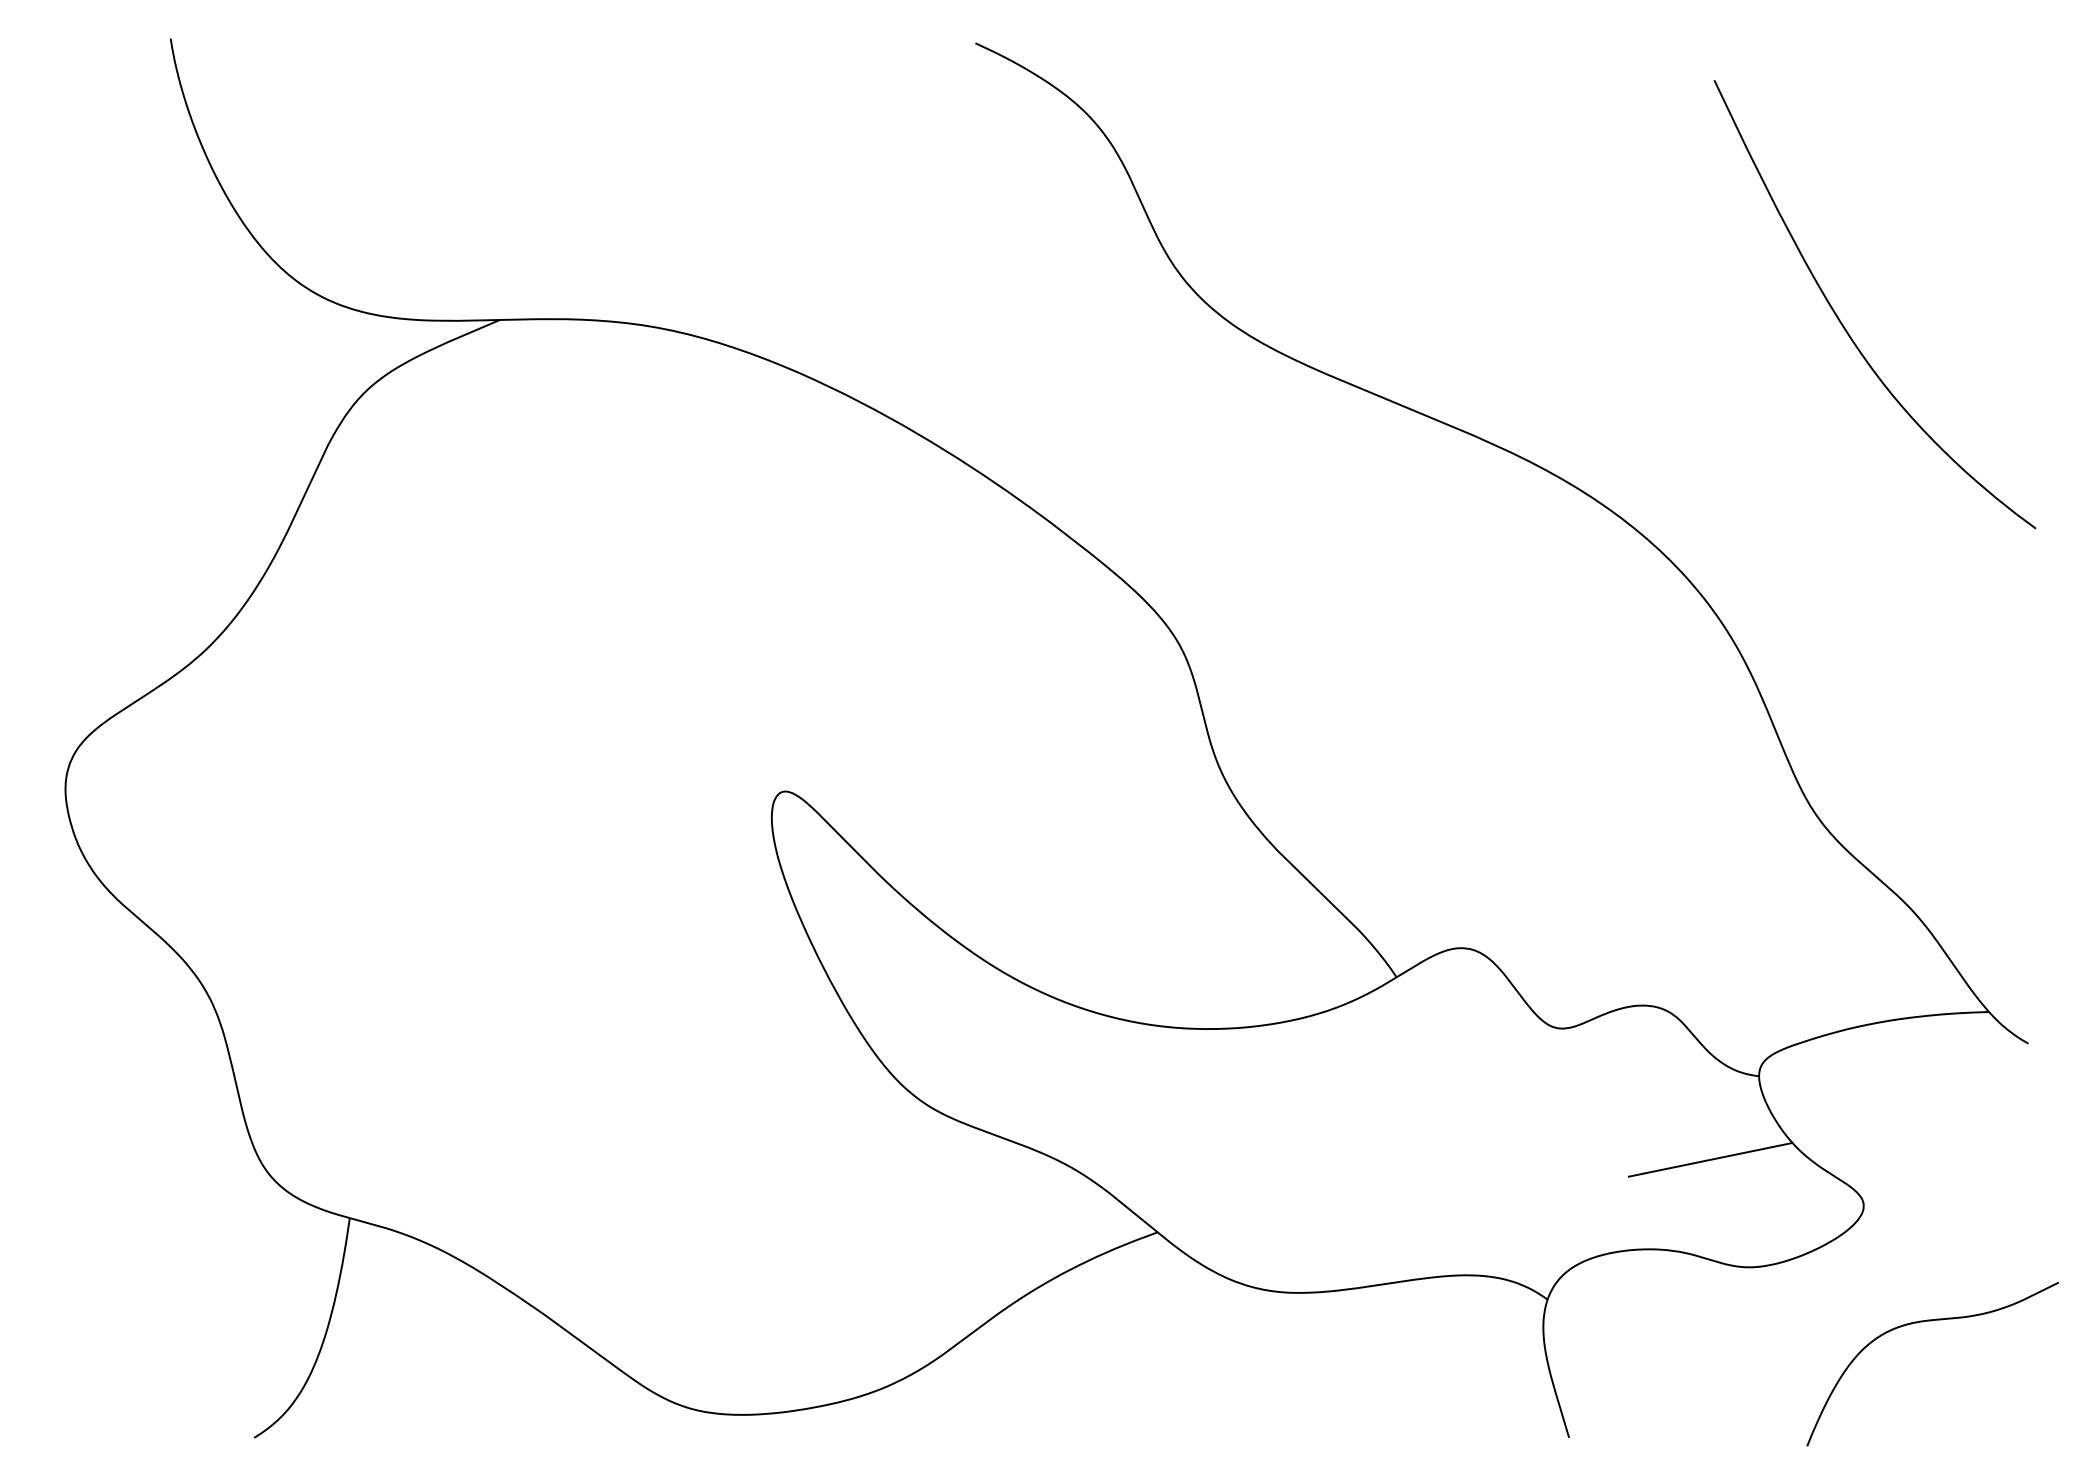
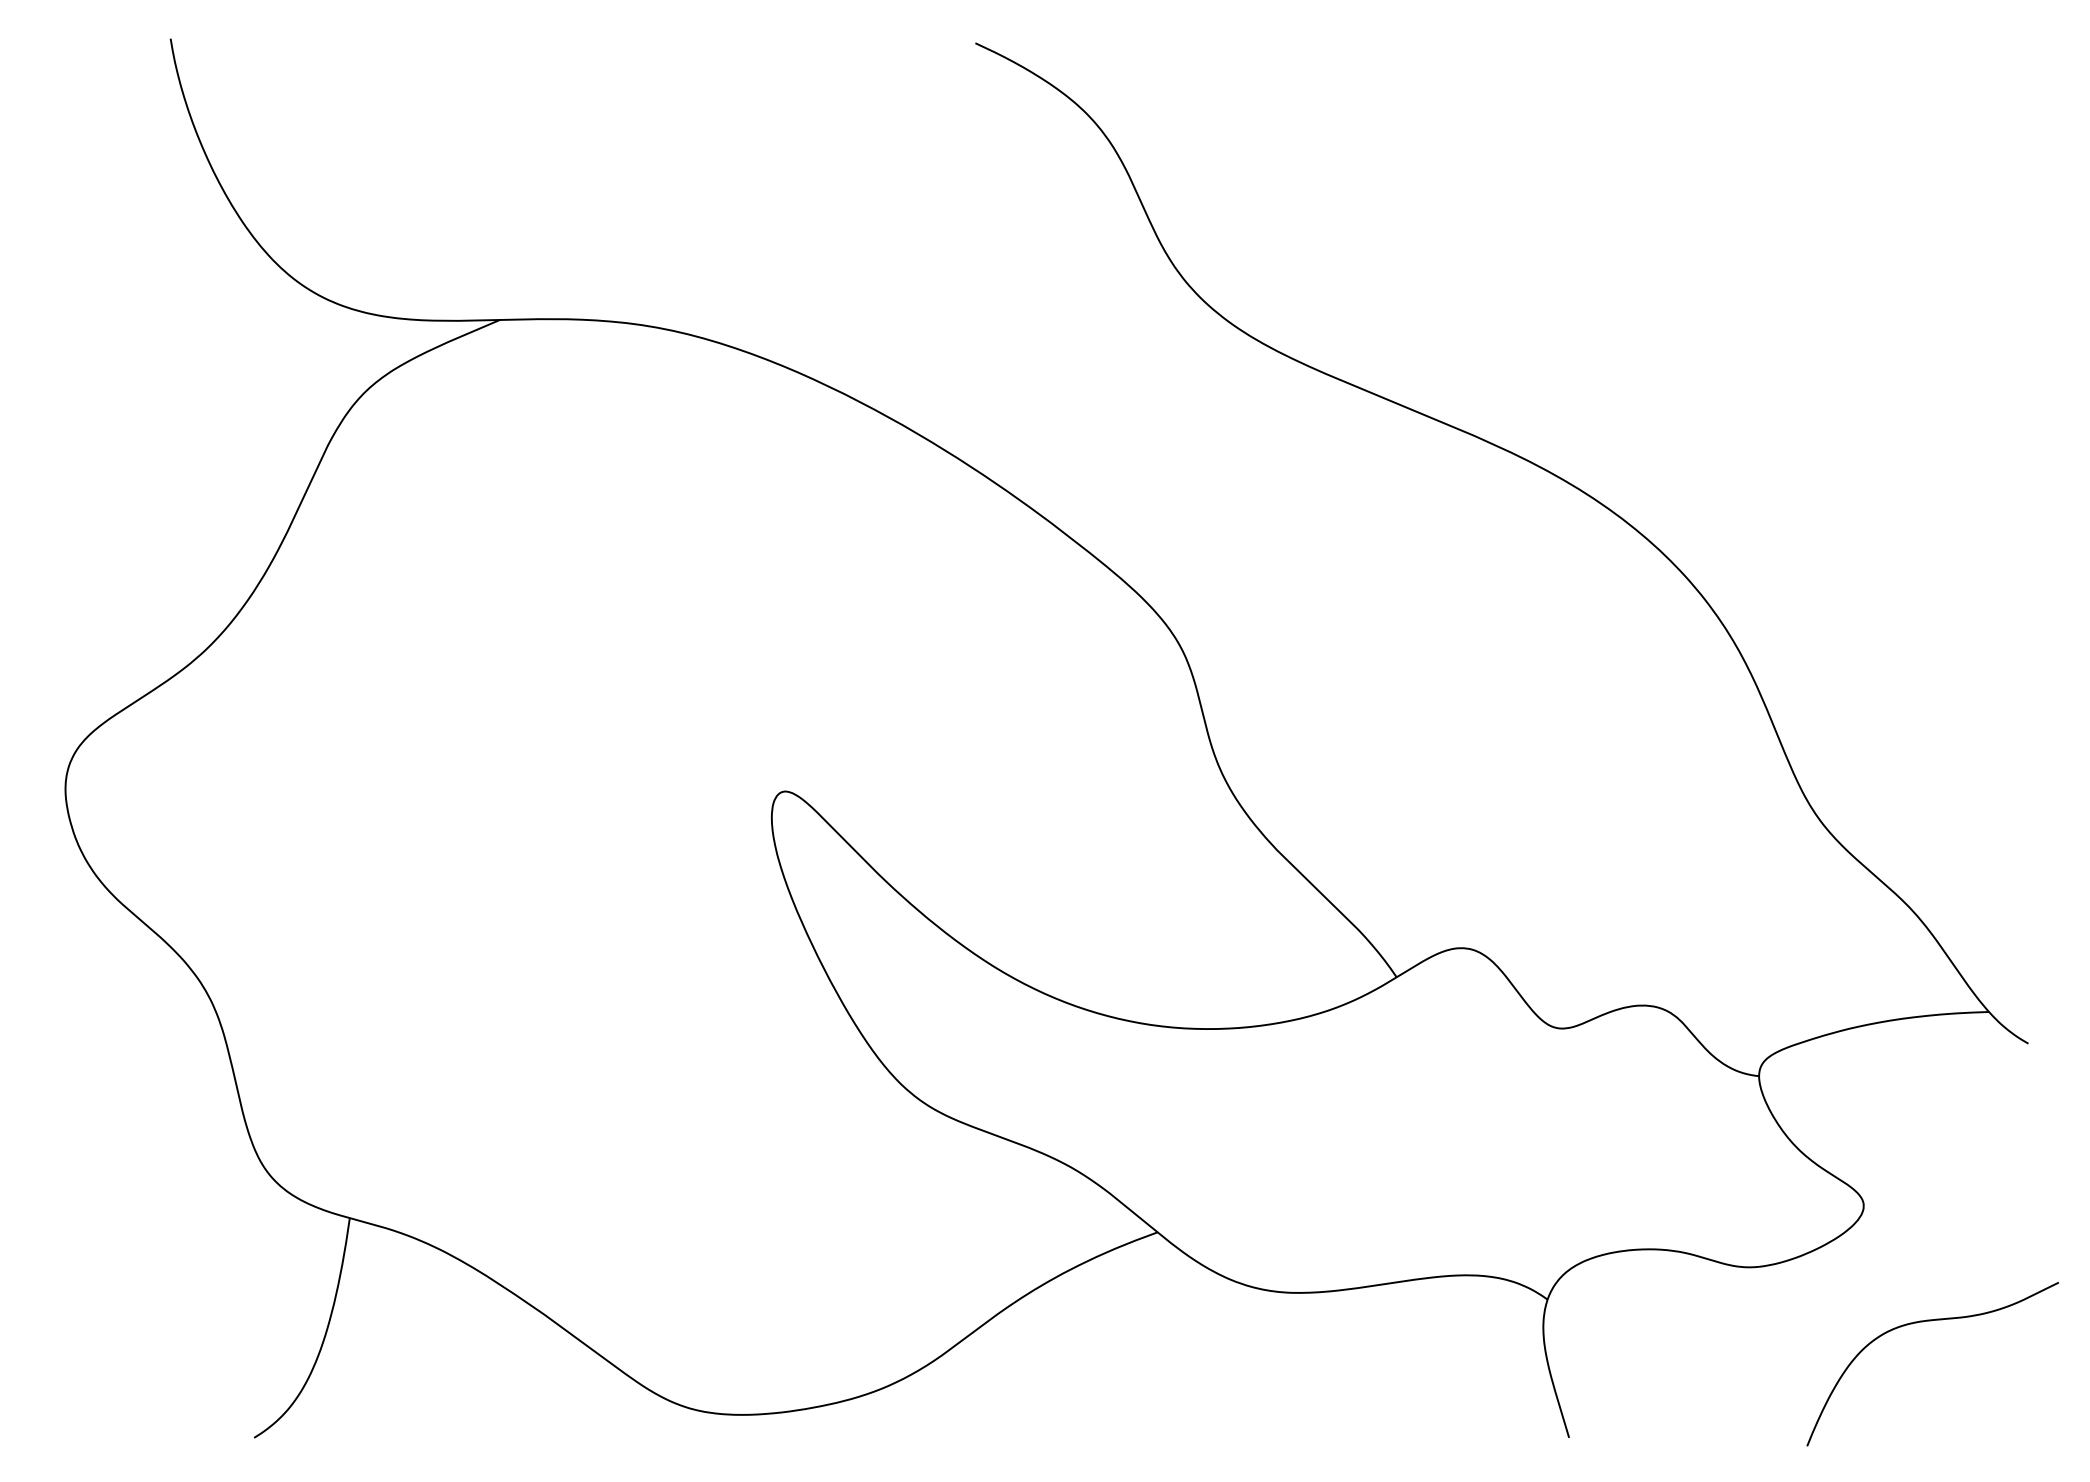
curve: present -> none (1843, 324)
line: present -> none (1710, 1159)
